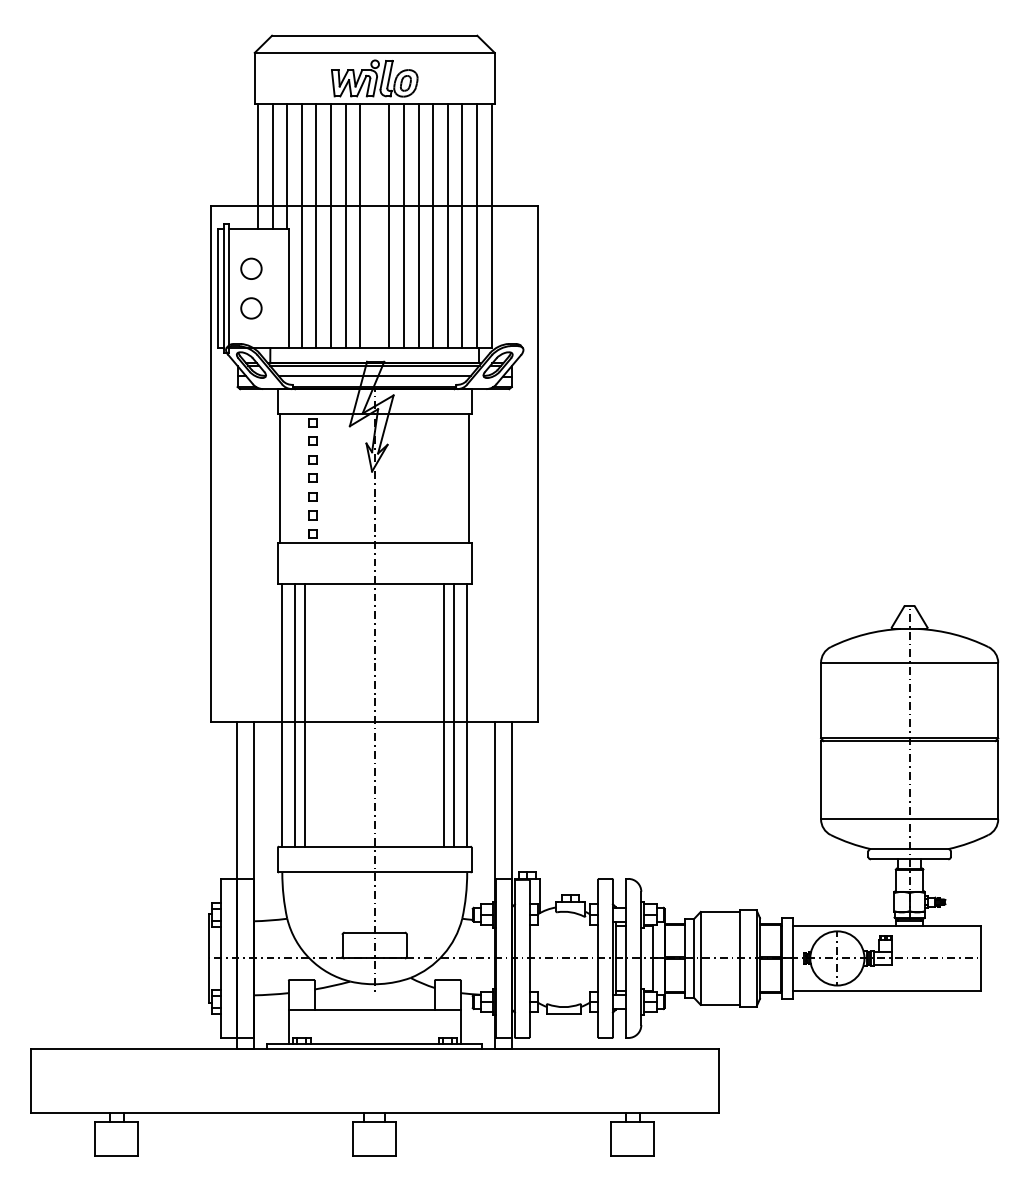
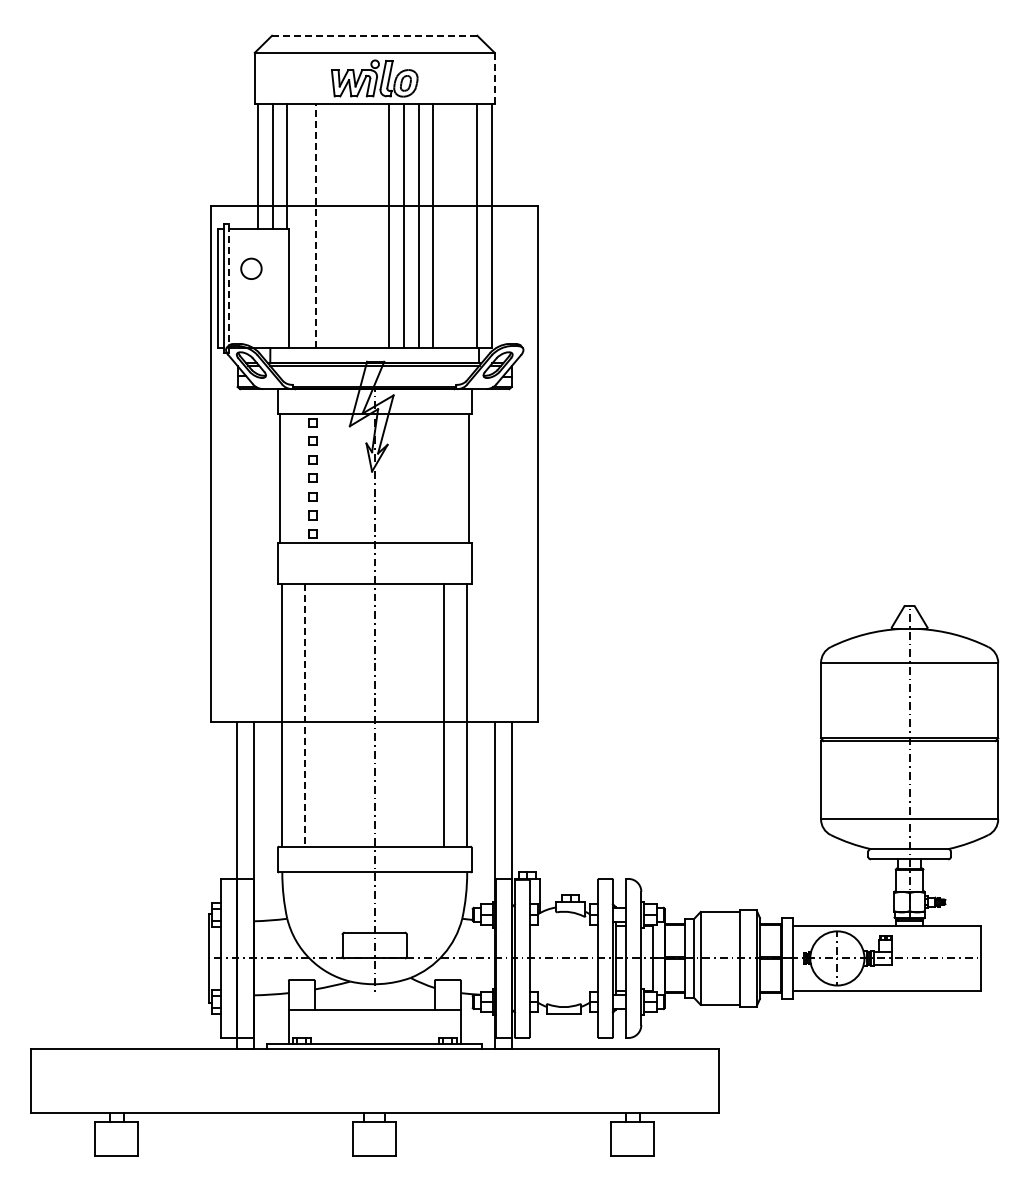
line: solid -> dashed (374, 35)
line: solid -> dashed (494, 78)
line: present -> none (301, 225)
line: present -> none (330, 225)
line: present -> none (345, 225)
line: present -> none (360, 225)
line: present -> none (447, 225)
line: present -> none (462, 225)
line: solid -> dashed (316, 226)
line: solid -> dashed (229, 288)
circle: present -> none (251, 308)
line: present -> none (374, 376)
line: present -> none (295, 714)
line: present -> none (454, 714)
line: solid -> dashed (305, 715)
